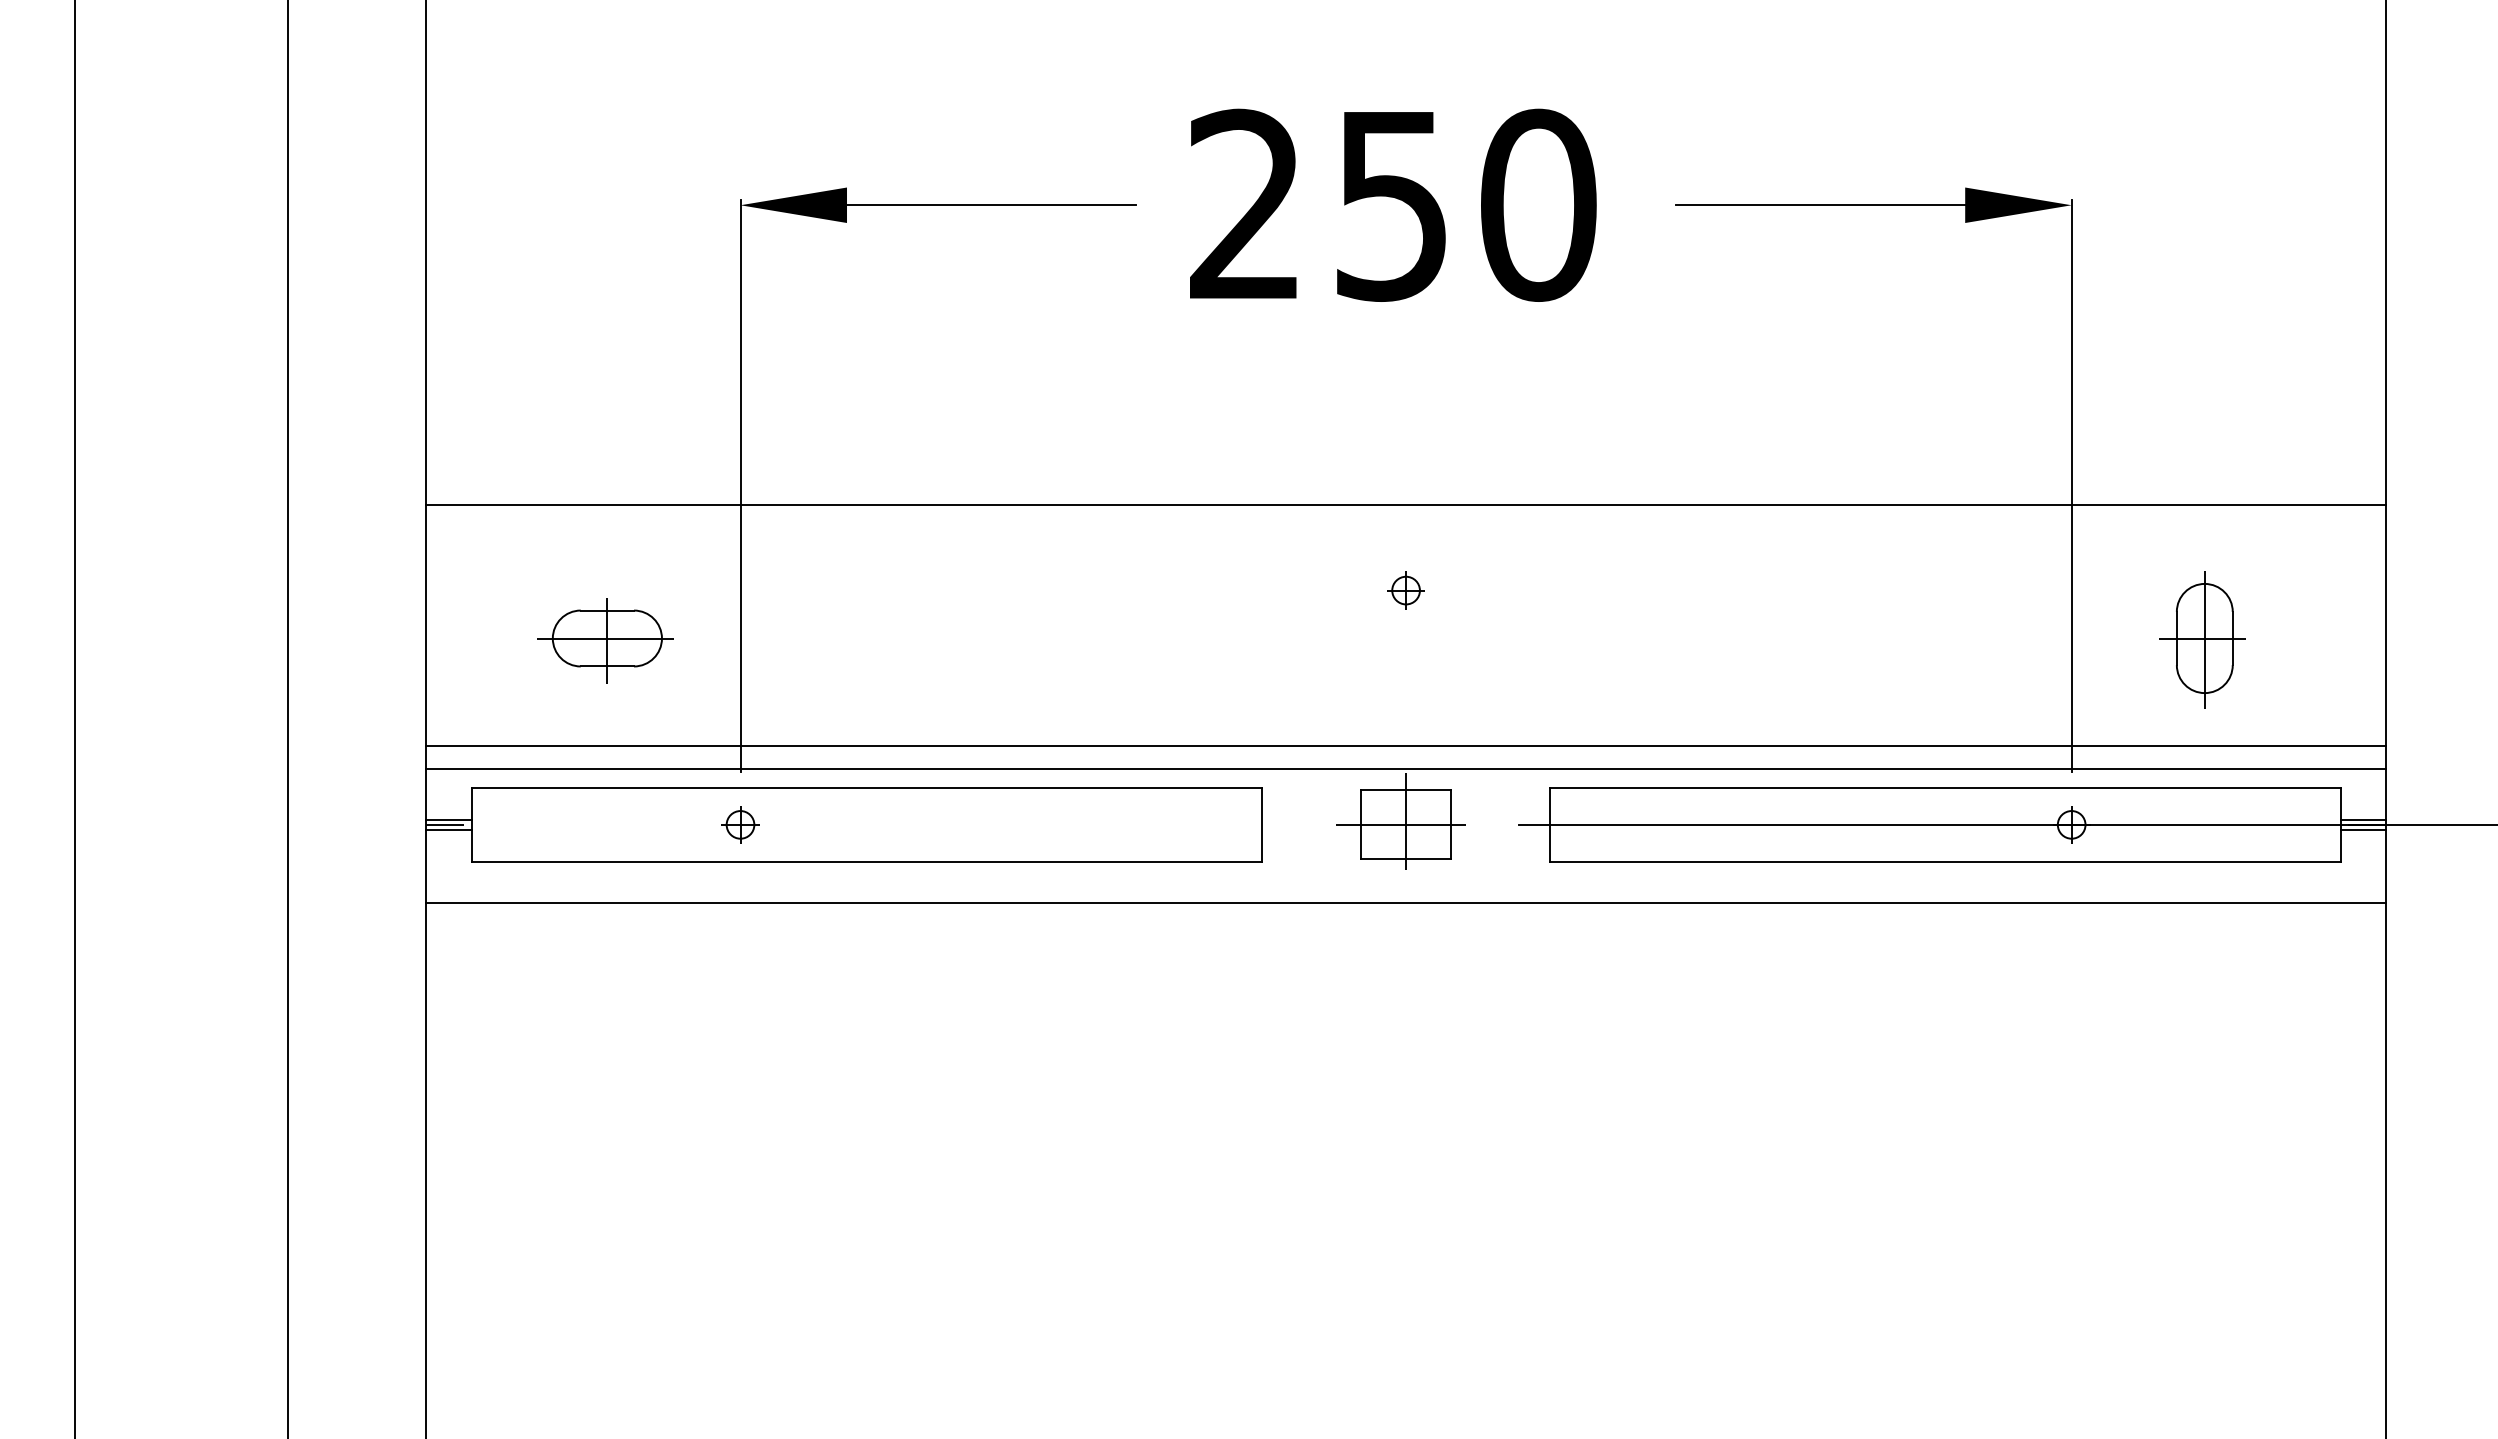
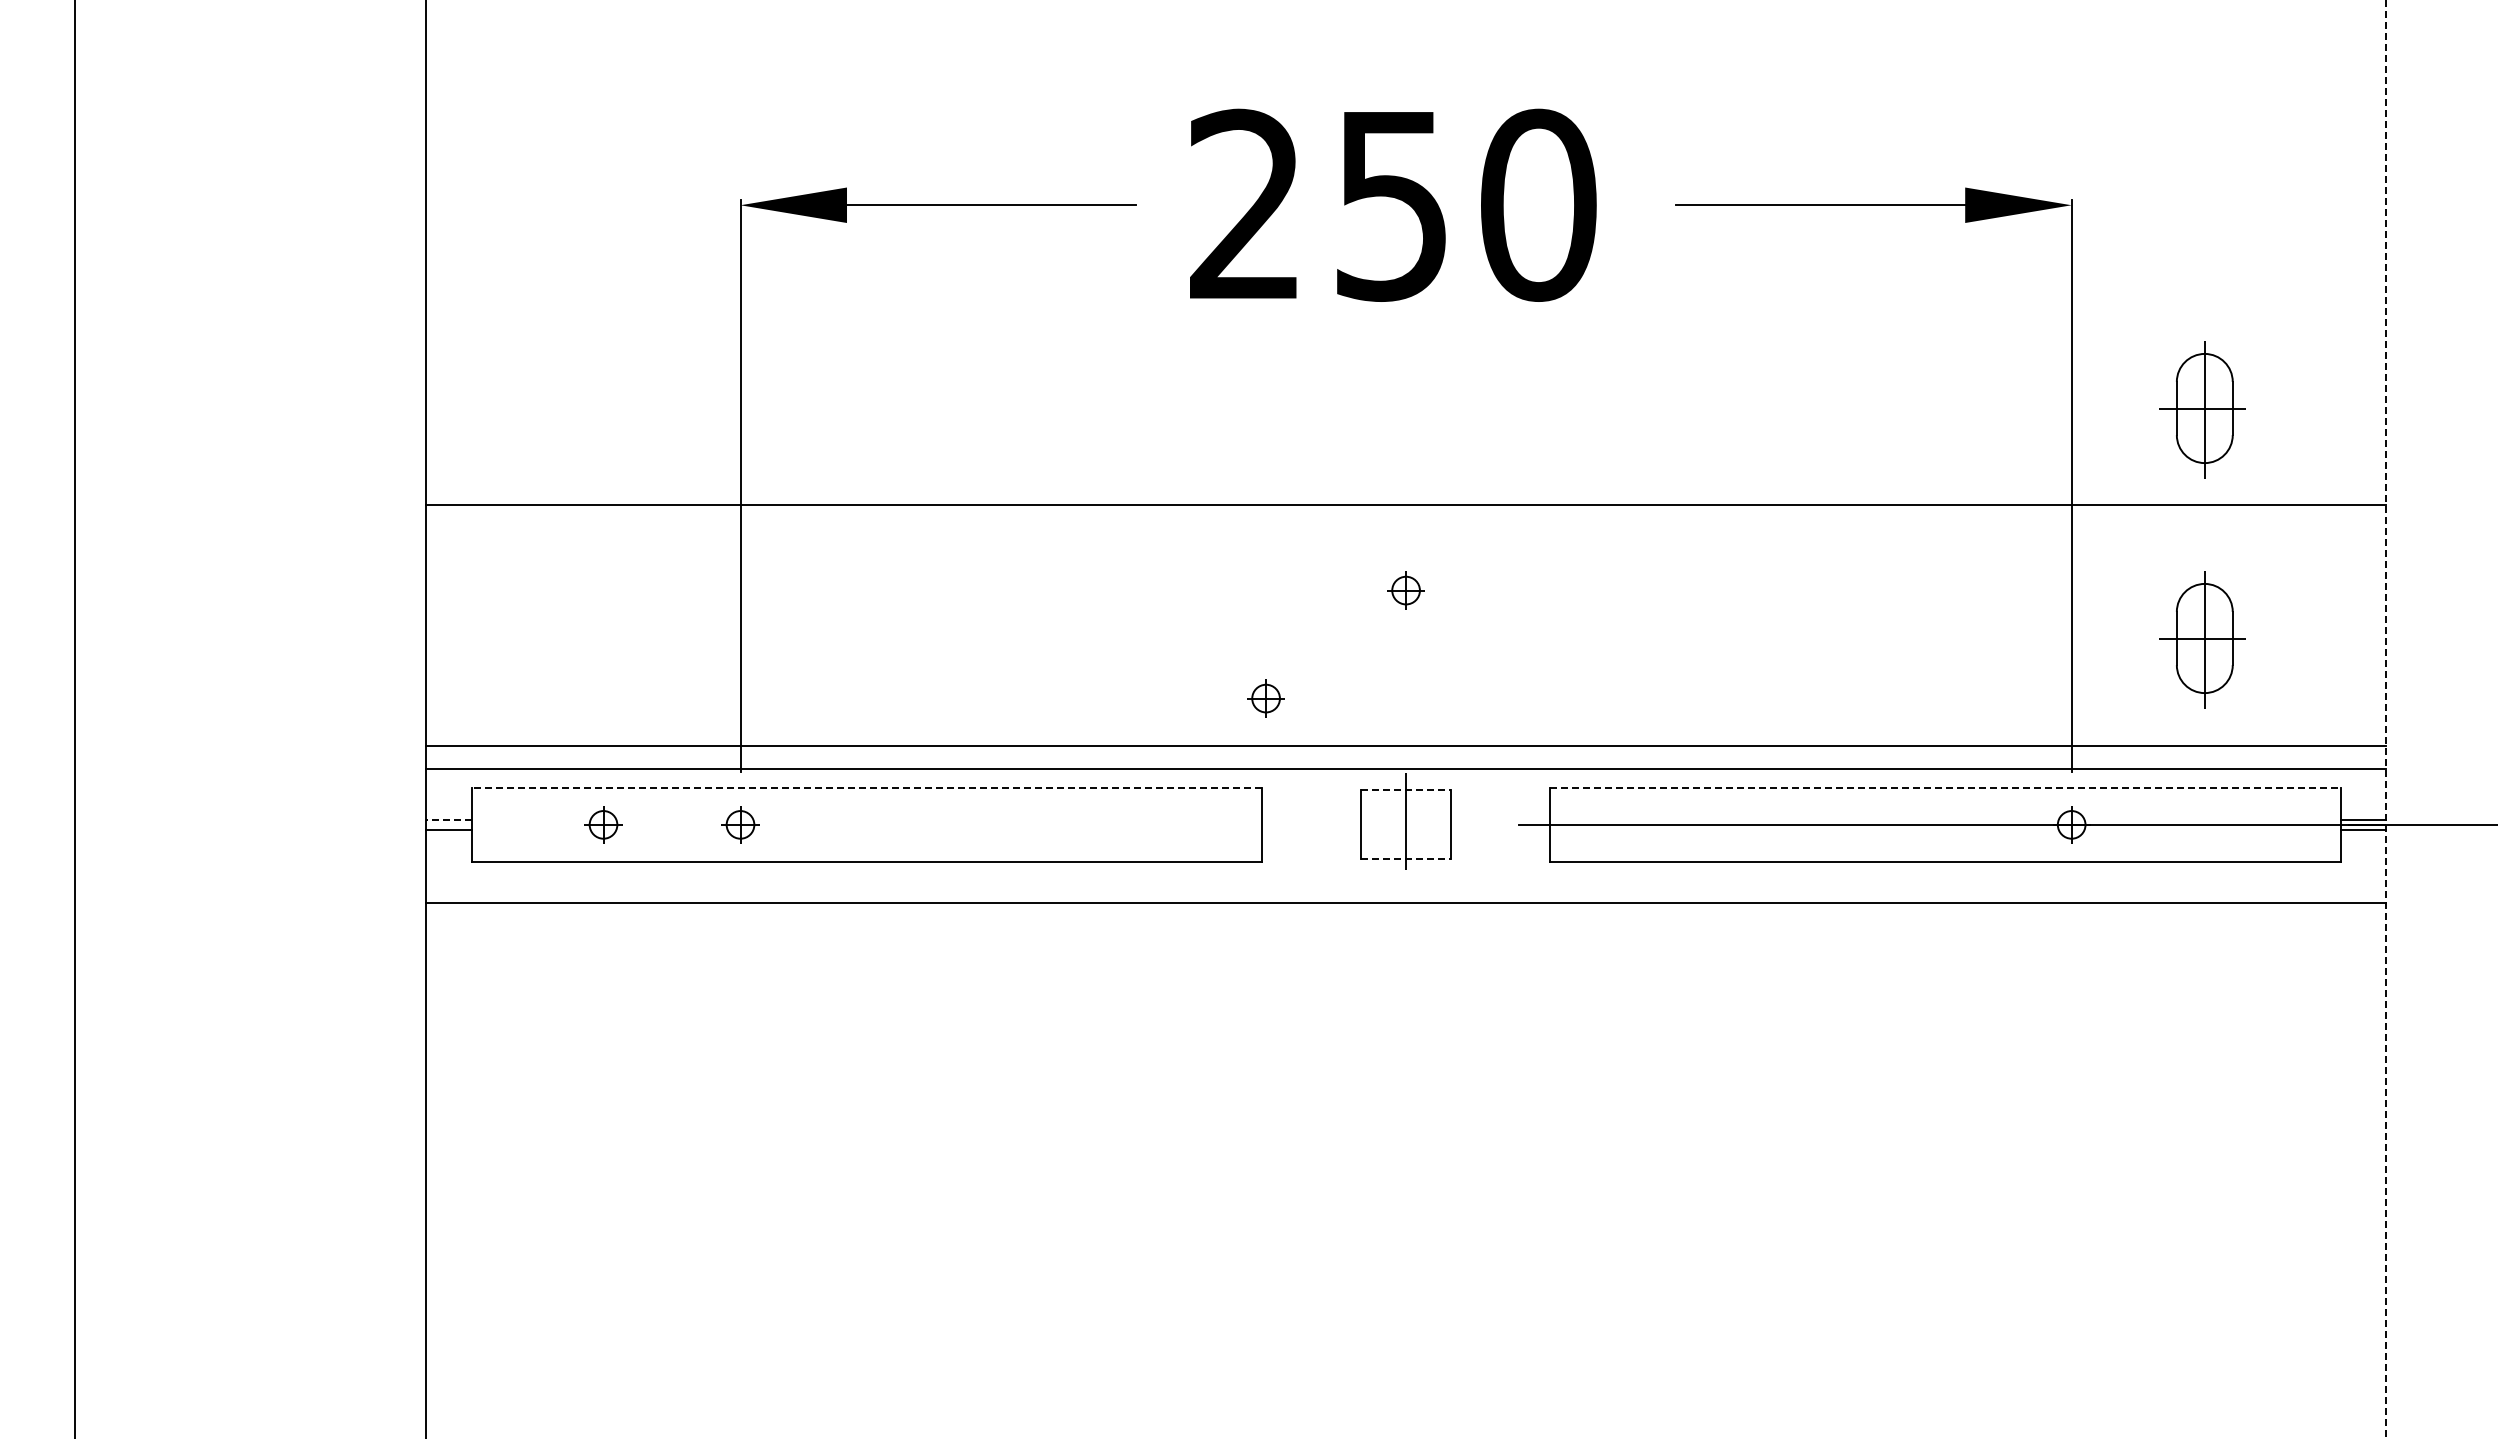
part: none -> present (2202, 409)
part: present -> none (605, 640)
part: none -> present (1265, 698)
line: present -> none (287, 718)
line: solid -> dashed (2385, 719)
line: solid -> dashed (866, 787)
line: solid -> dashed (1945, 787)
line: solid -> dashed (1406, 790)
line: solid -> dashed (449, 819)
line: present -> none (444, 824)
part: none -> present (603, 824)
line: present -> none (1400, 824)
line: solid -> dashed (1406, 859)
